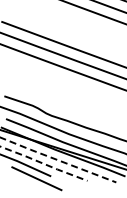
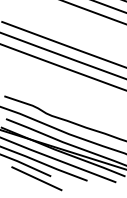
line: dashed -> solid (57, 160)
line: dashed -> solid (44, 164)
